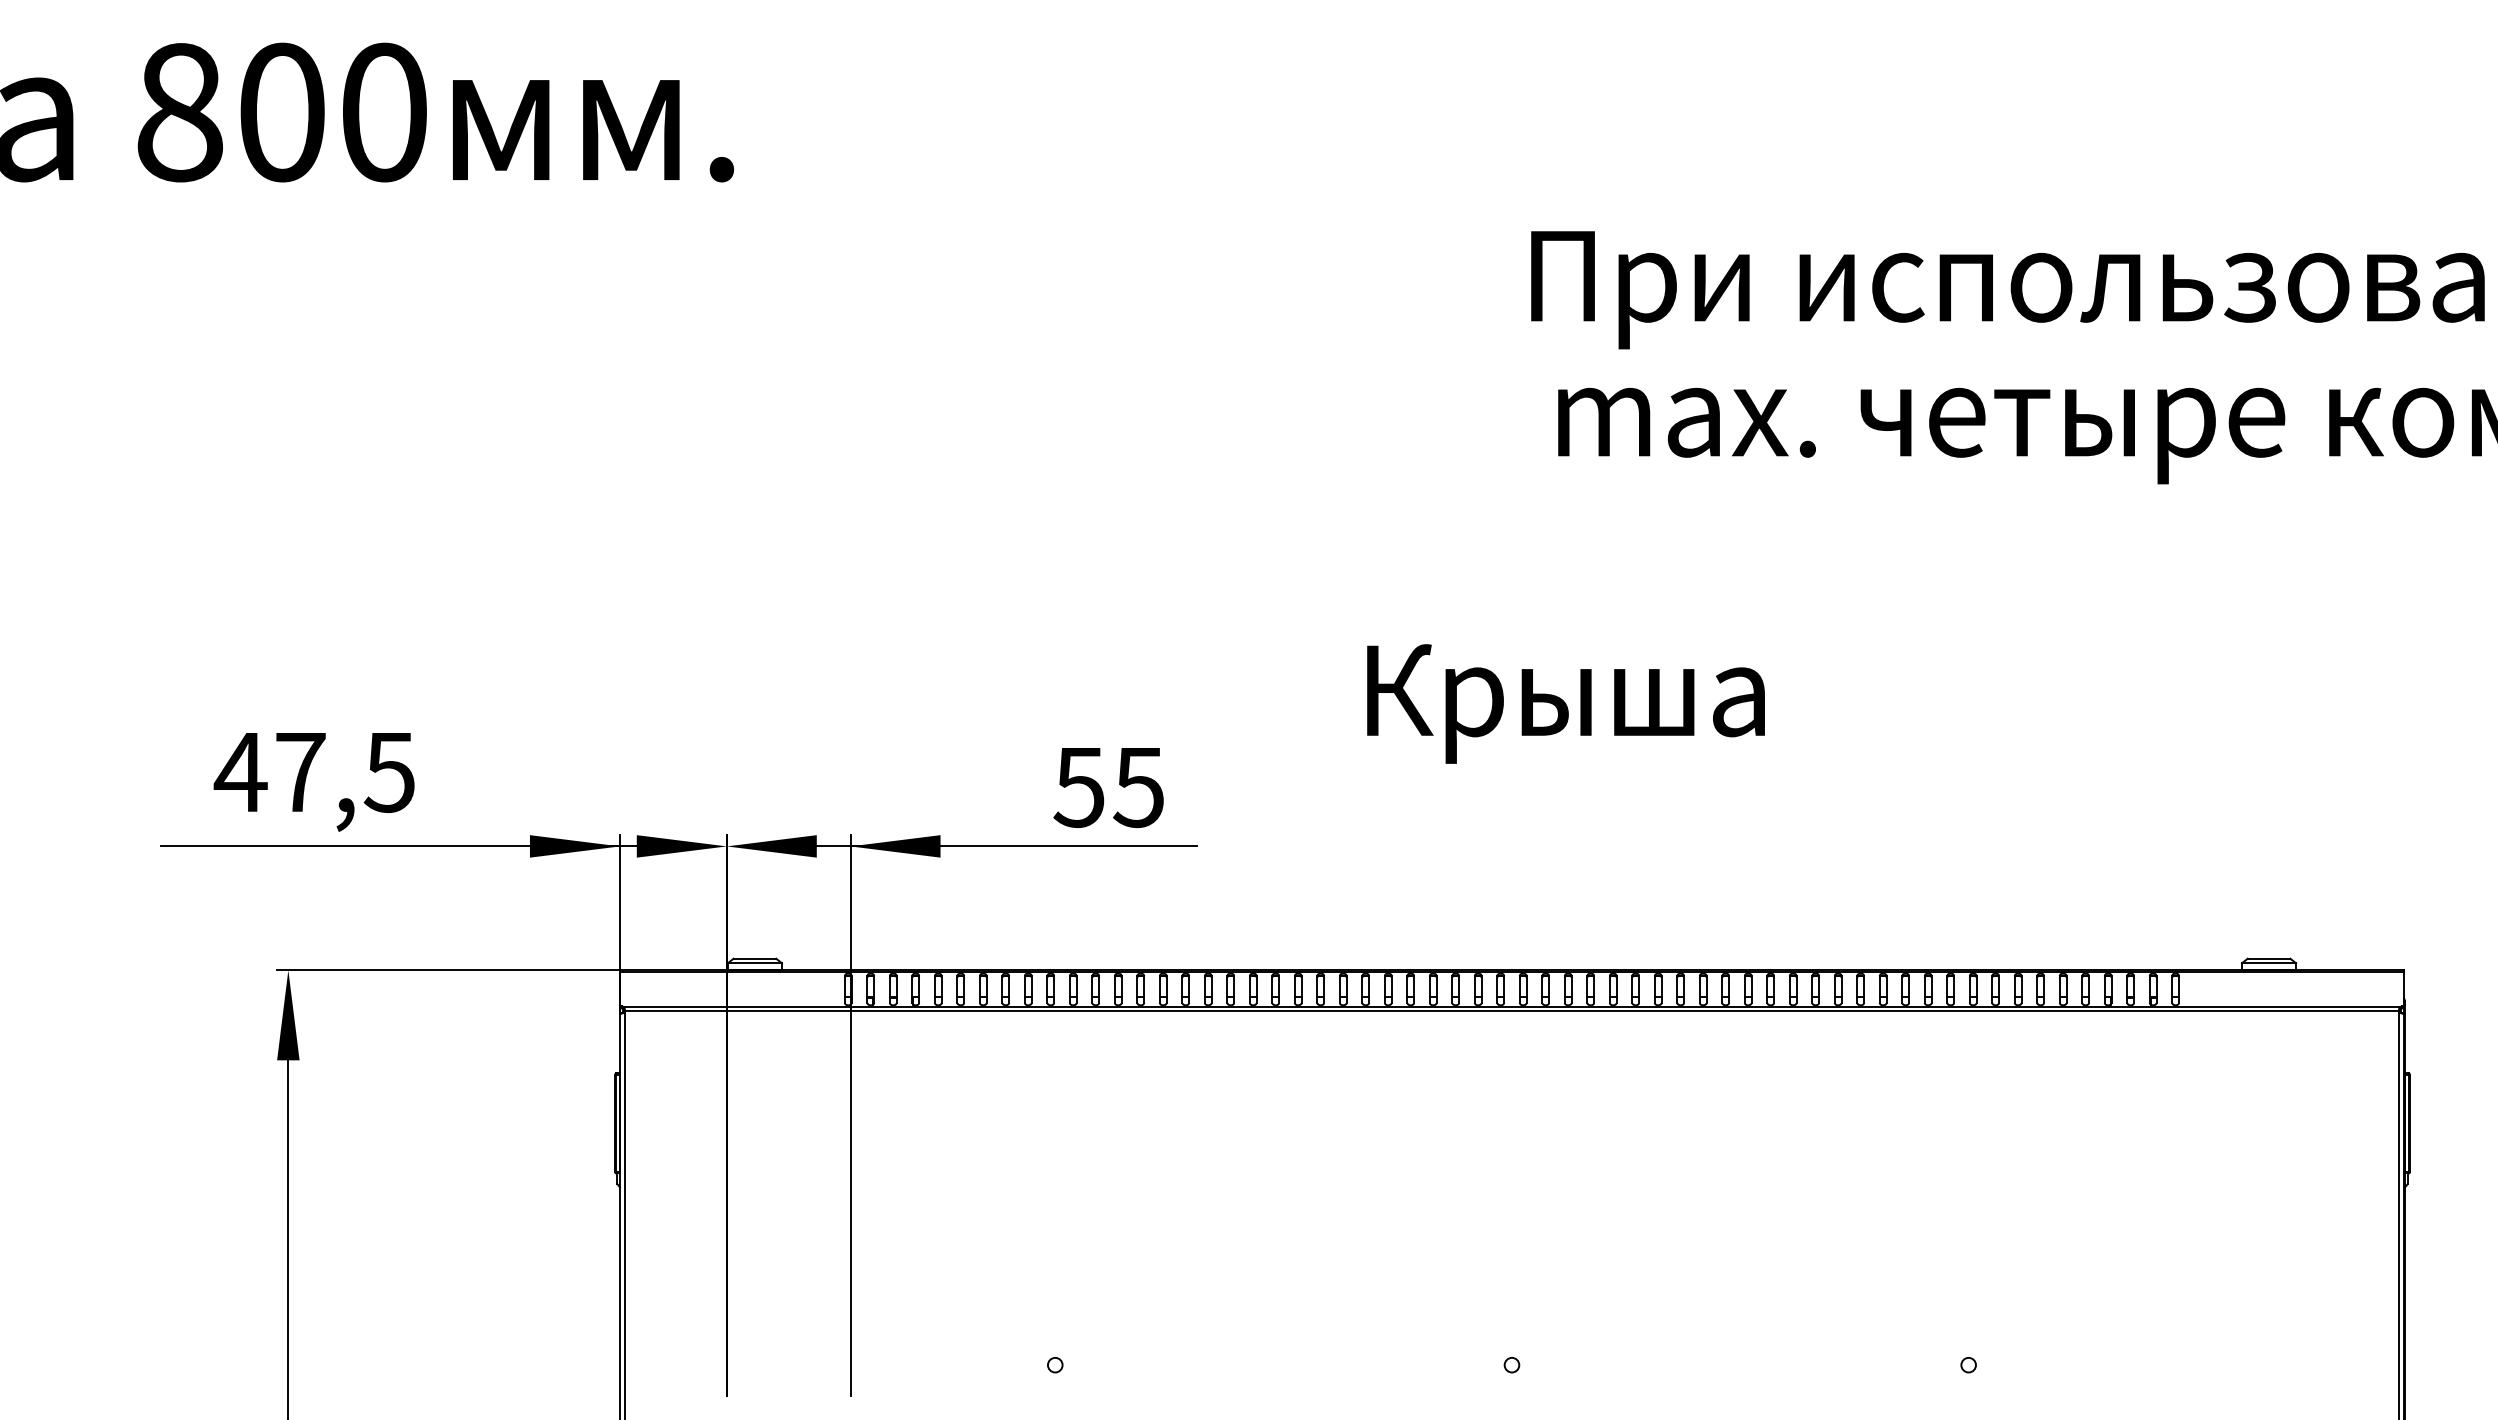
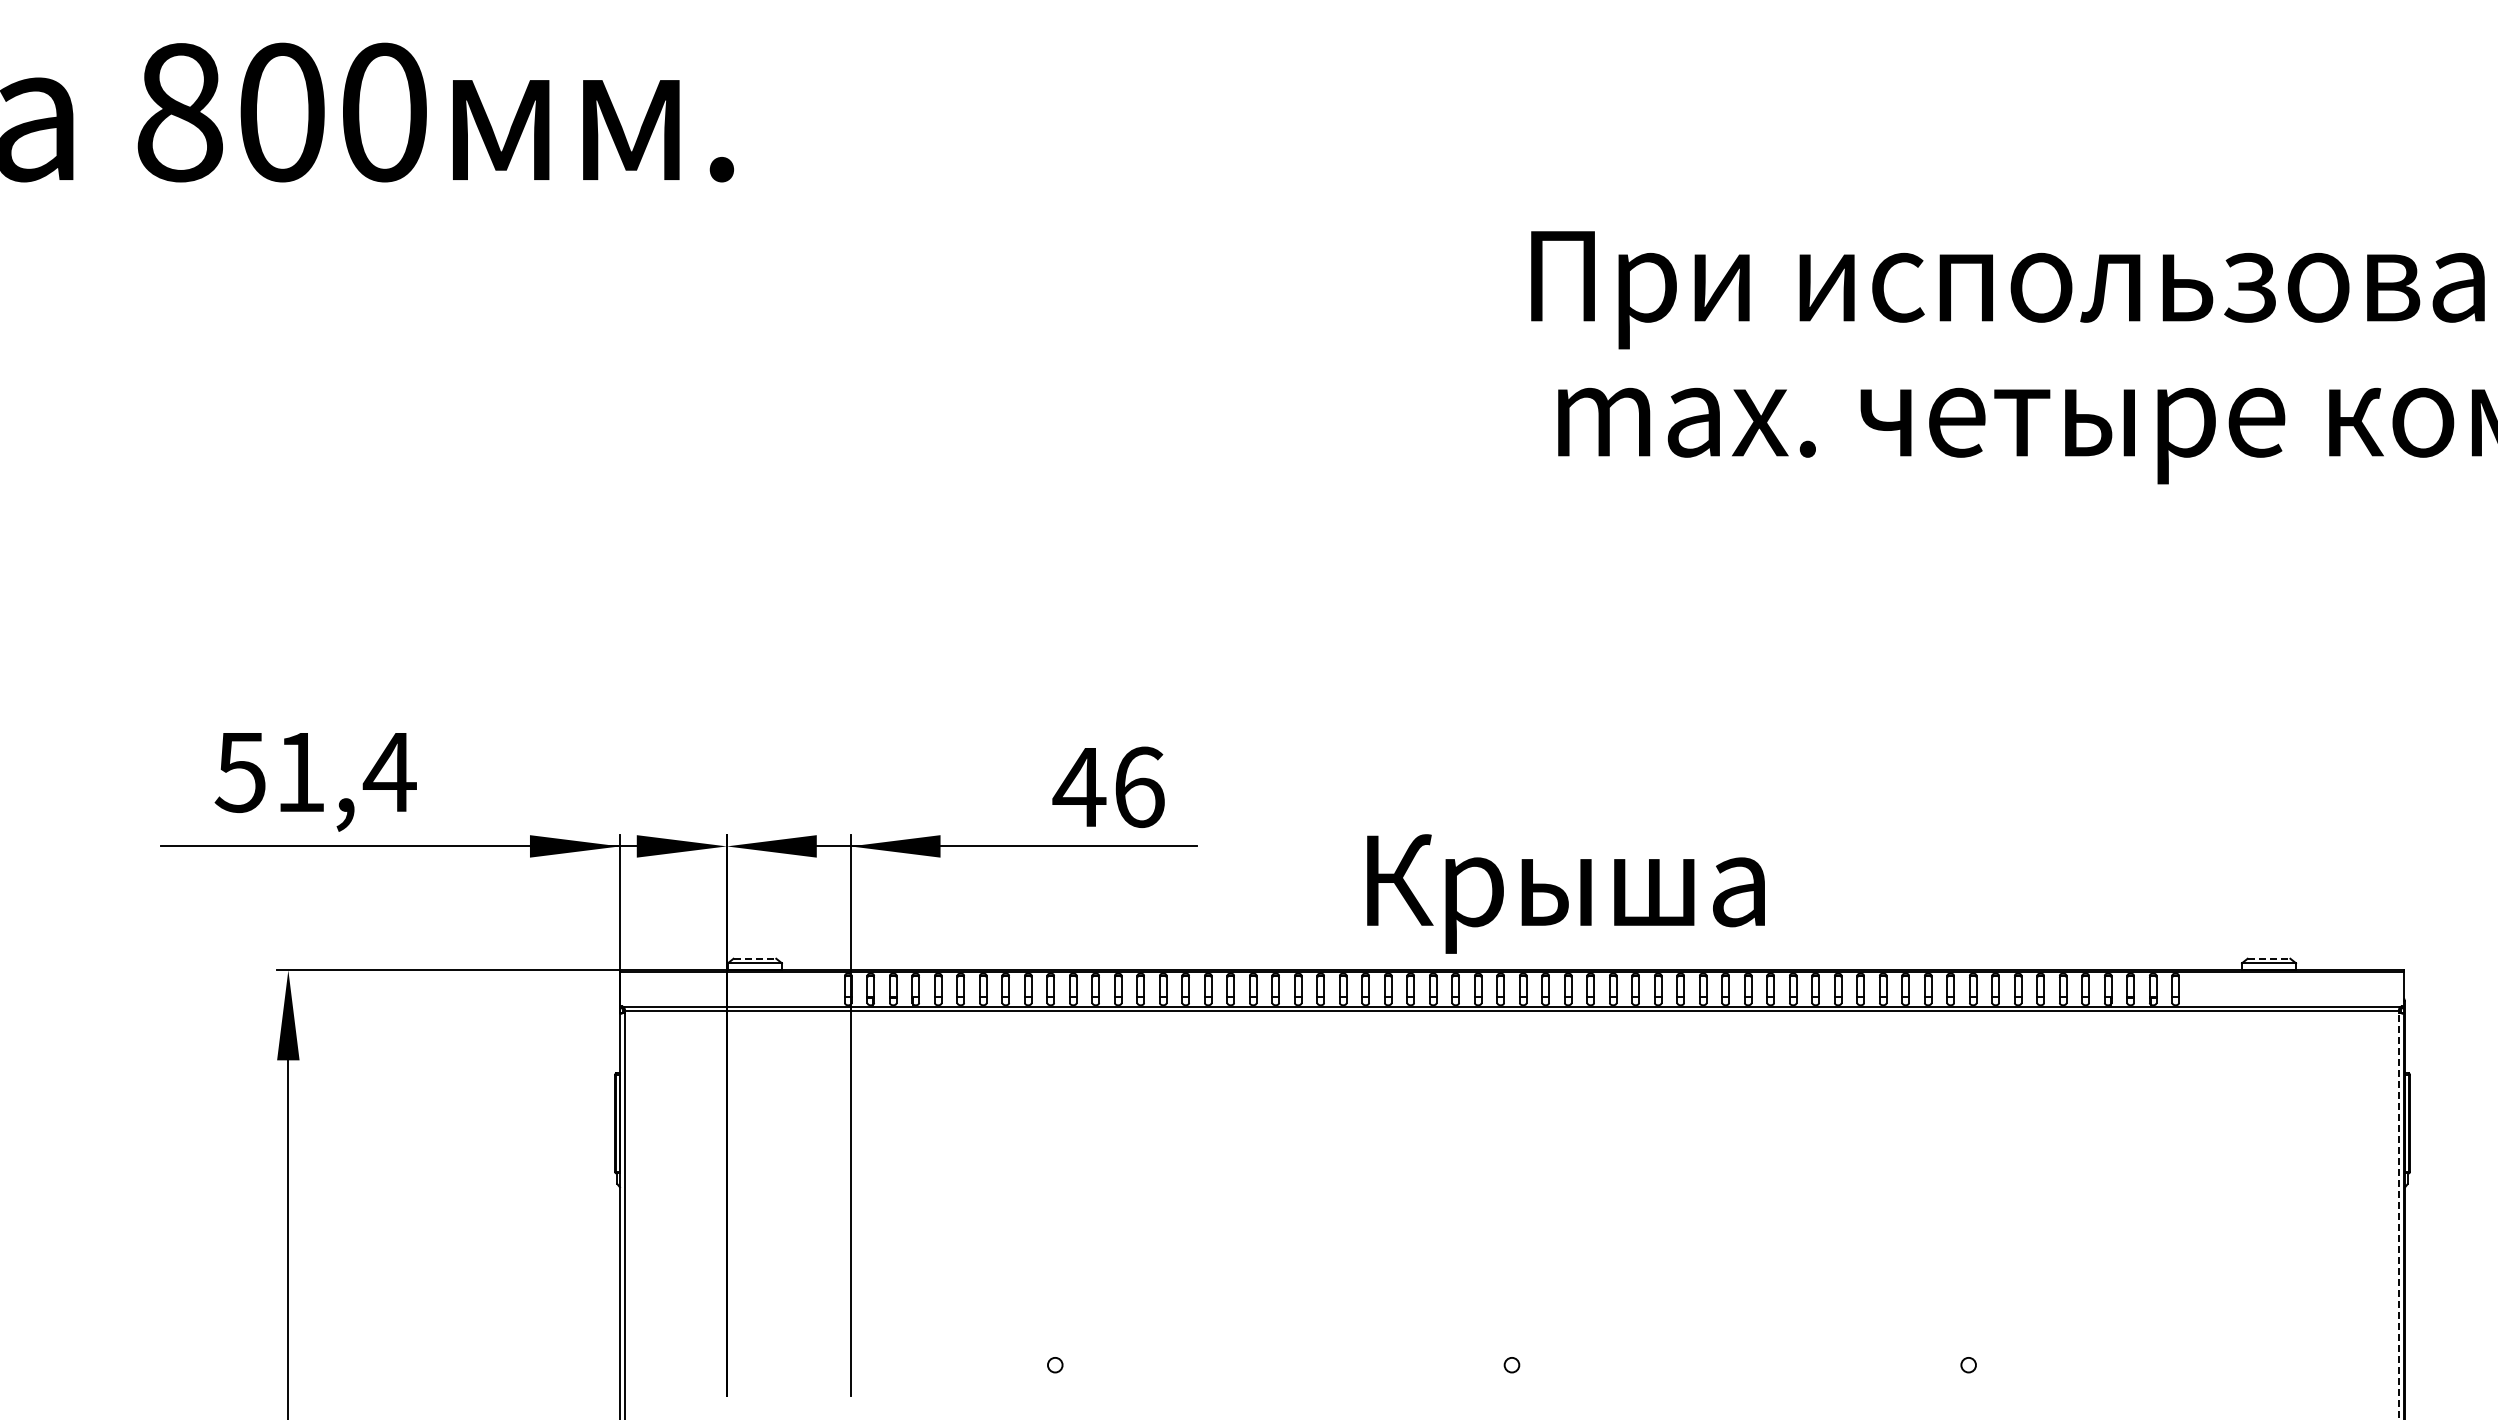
text position: (1565, 703) -> (1565, 893) (1565, 893)
text: 47,5 -> 51,4 (314, 773)
text: 55 -> 46 (1108, 787)
line: solid -> dashed (755, 958)
line: solid -> dashed (2269, 958)
line: solid -> dashed (2398, 1216)
